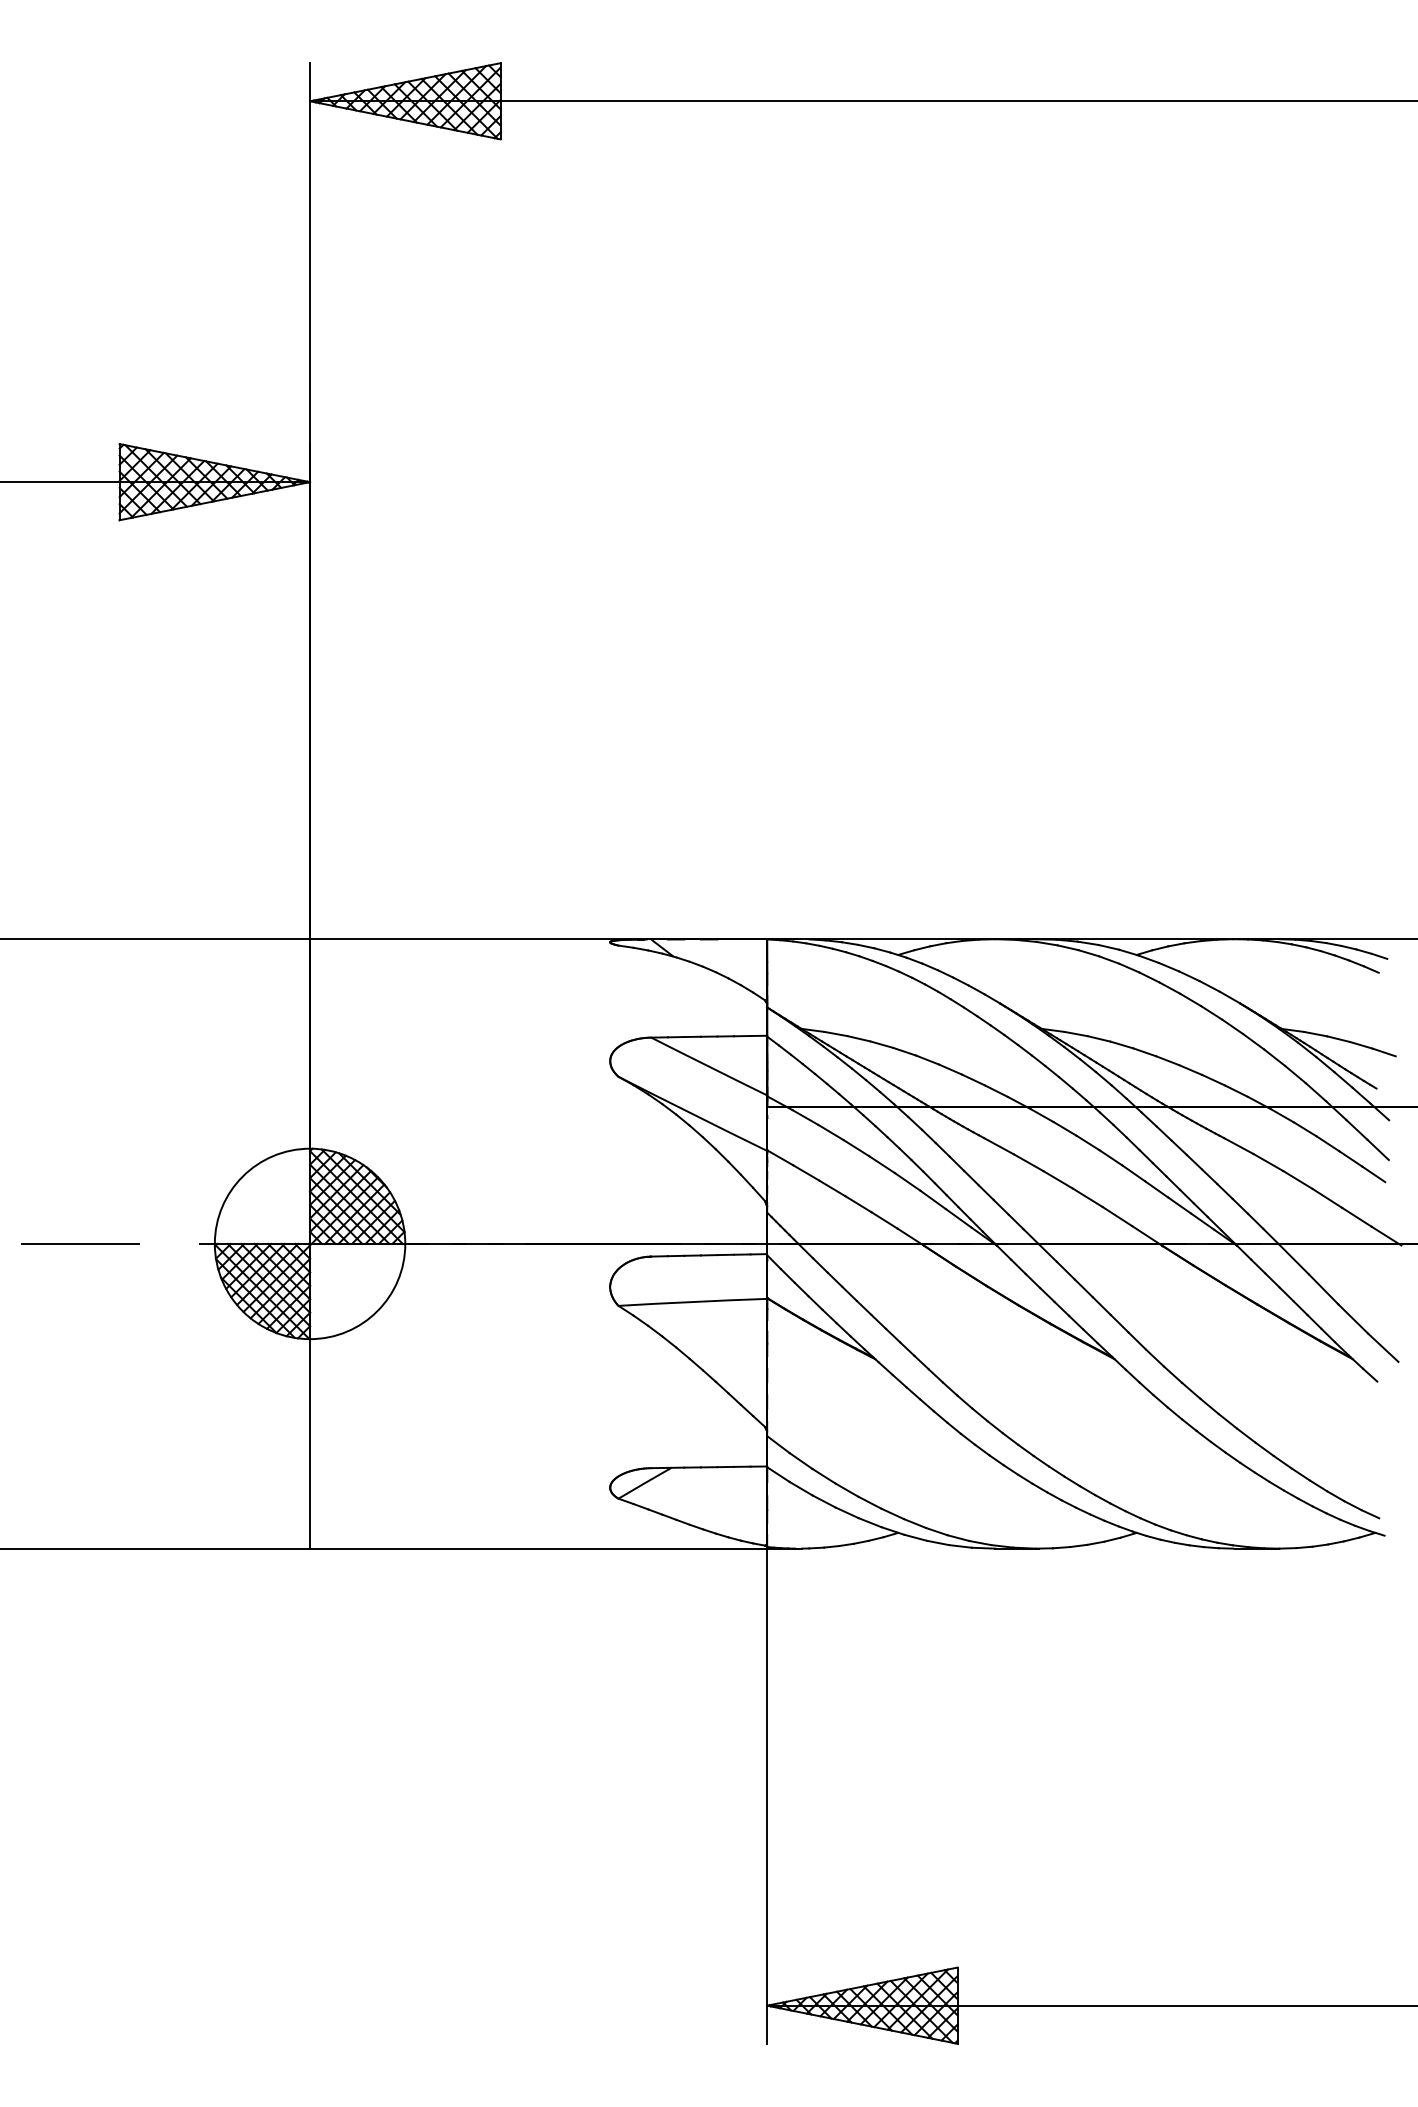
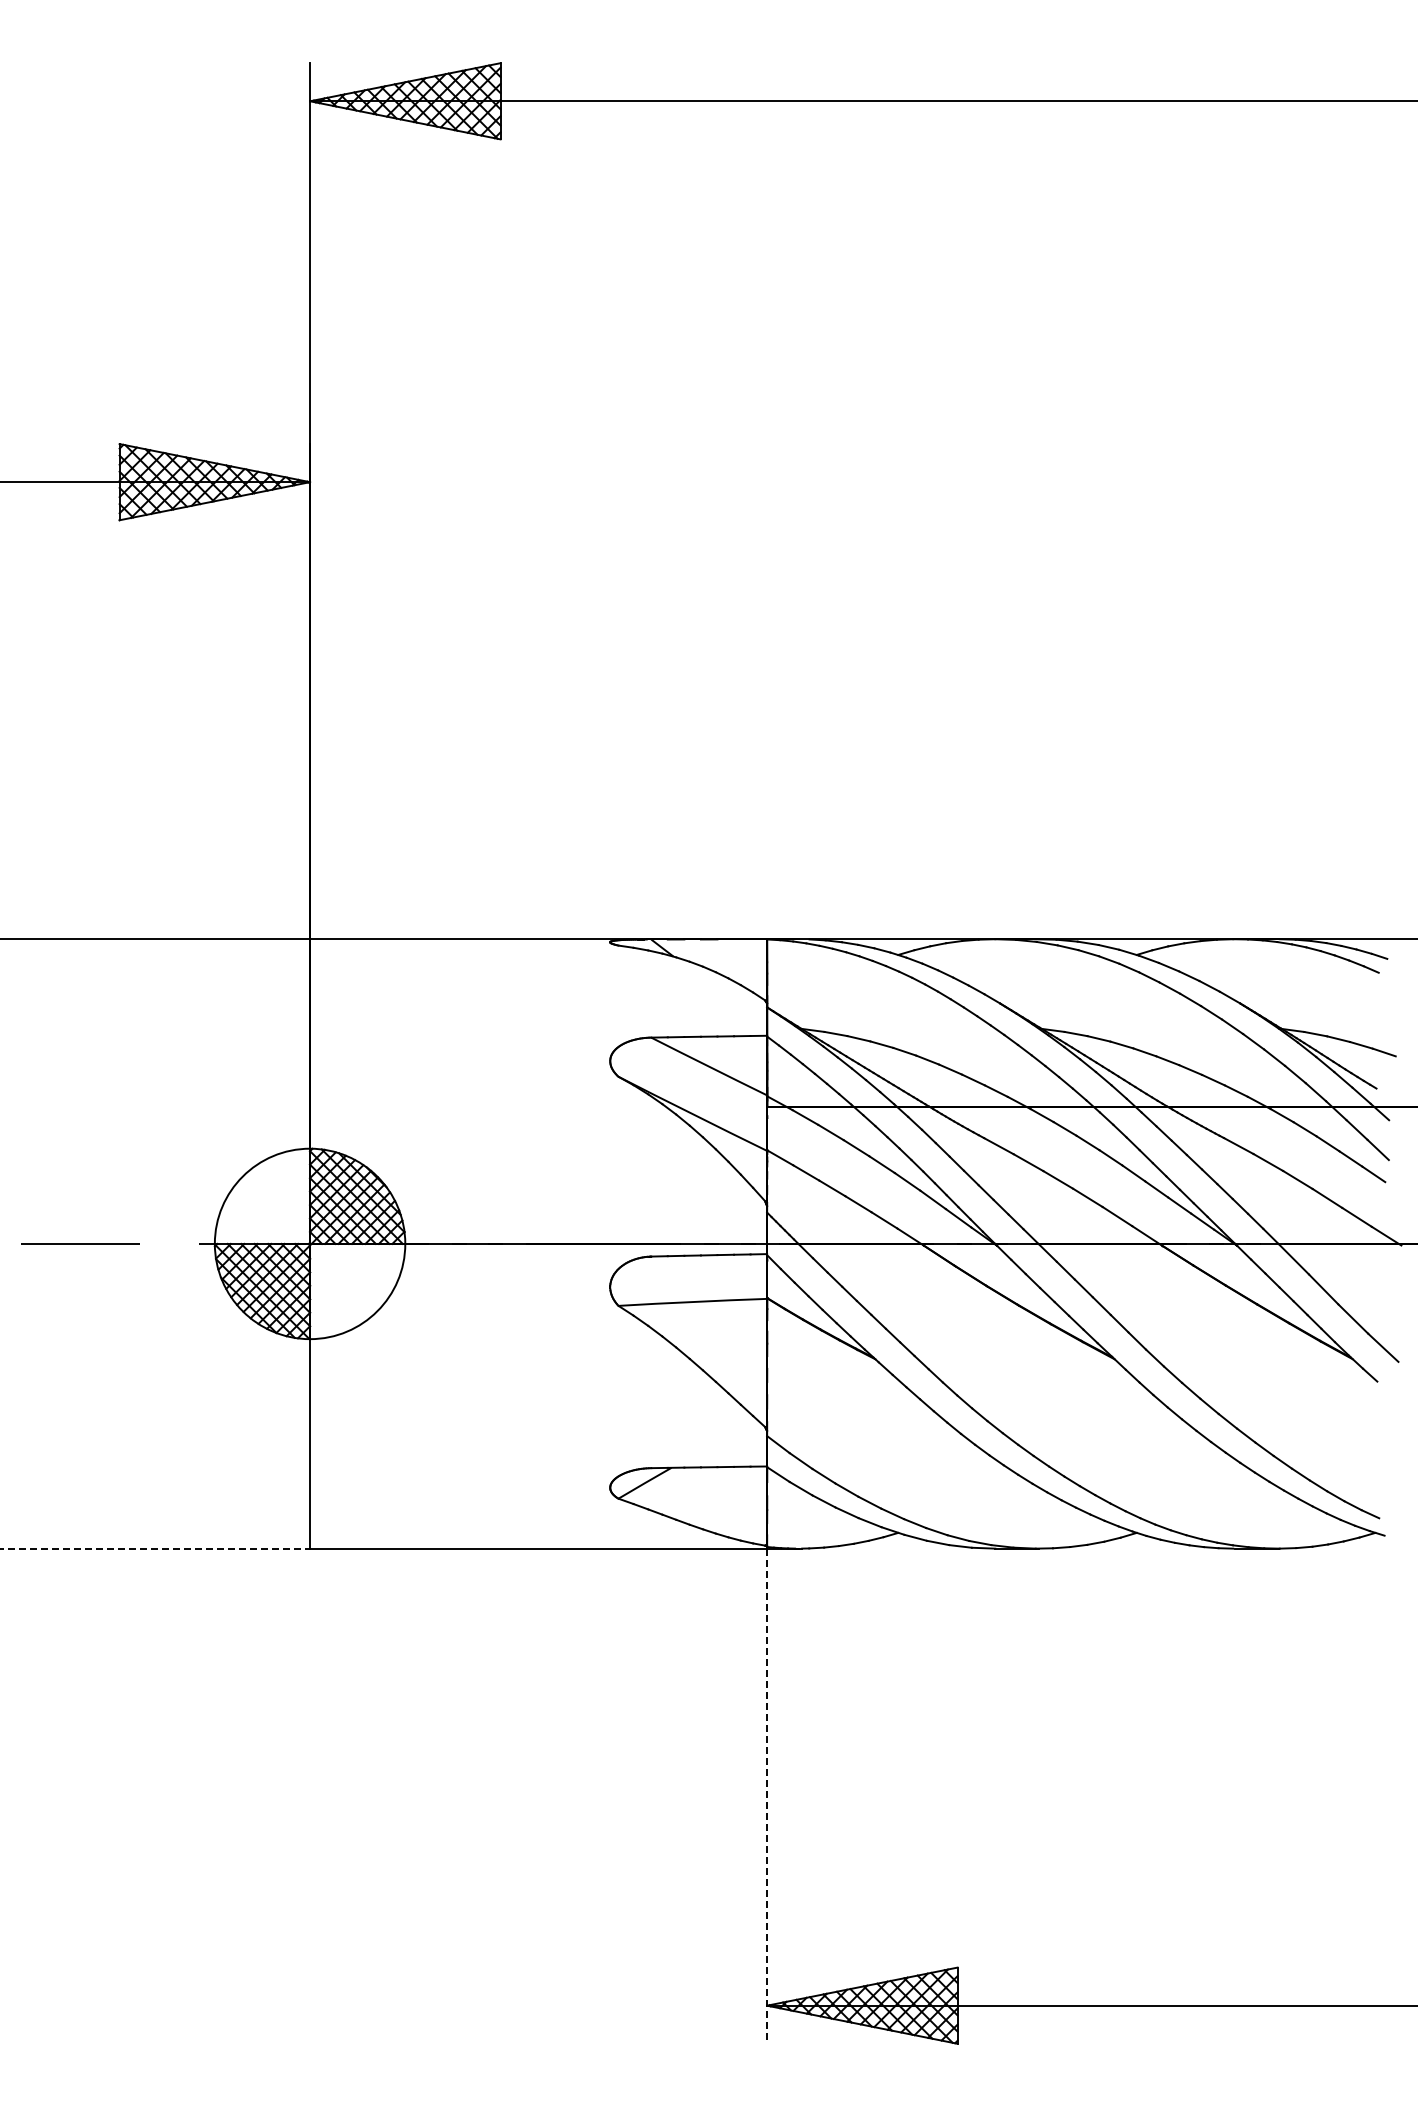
line: solid -> dashed (155, 1548)
line: solid -> dashed (767, 1796)
